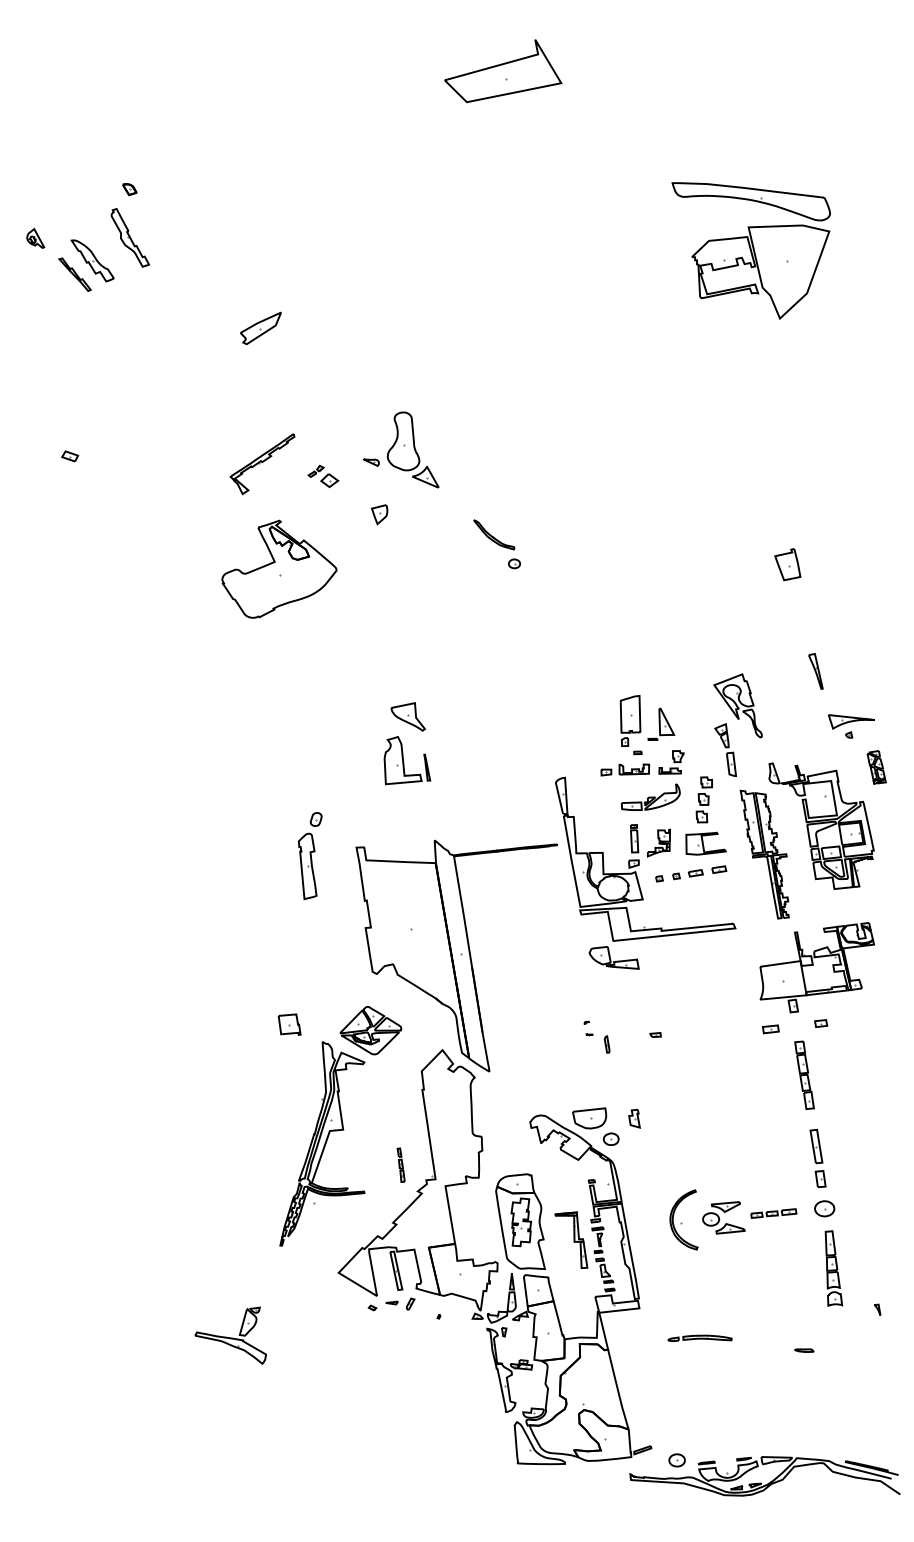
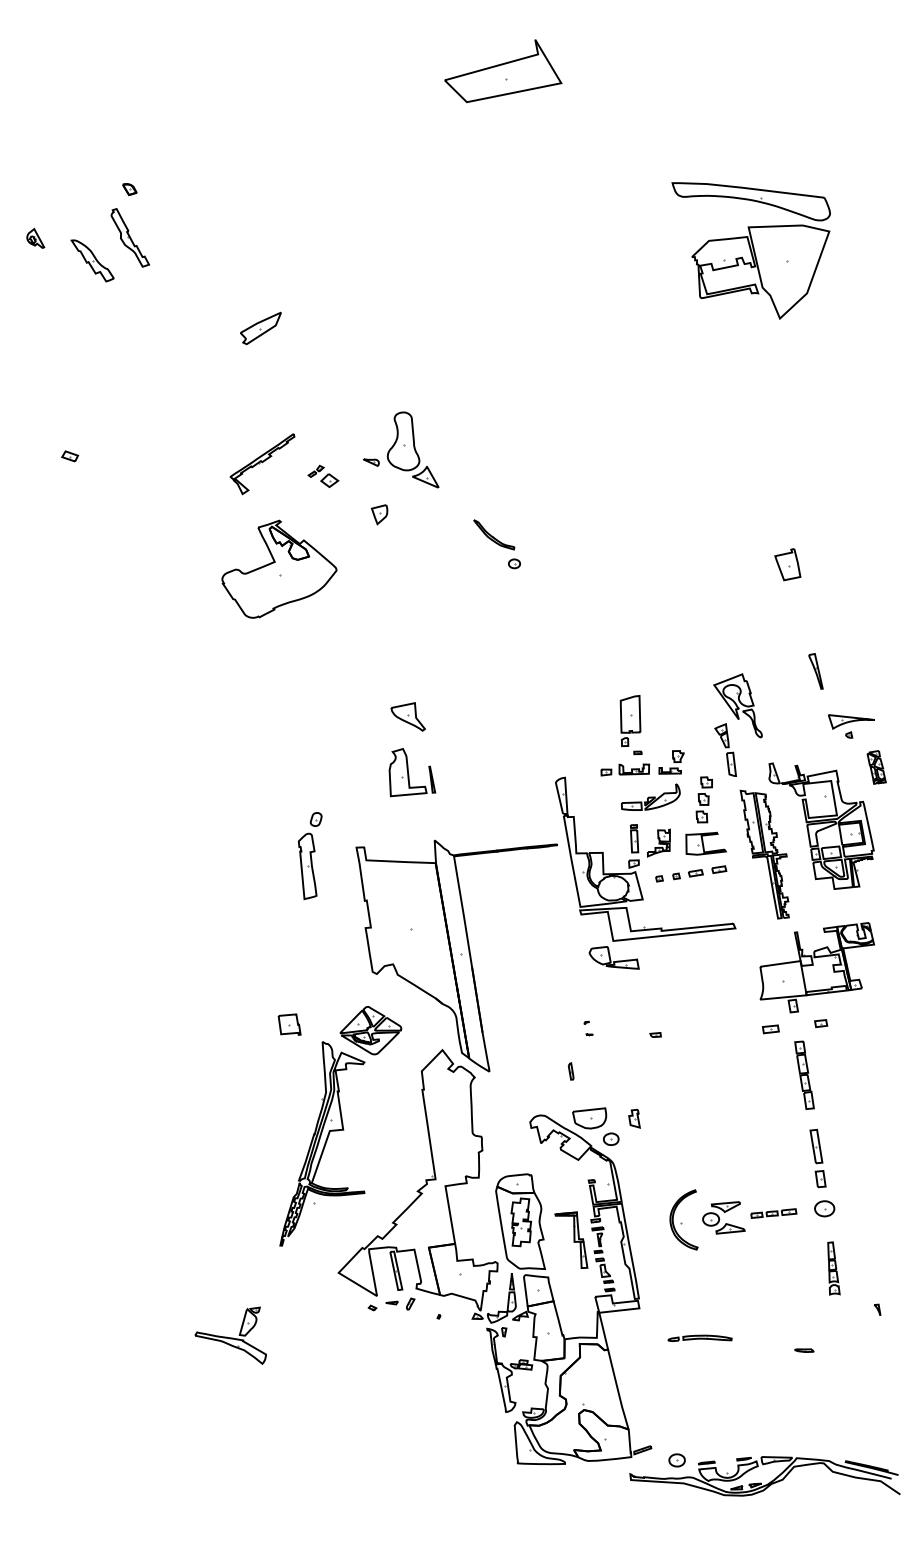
part: present -> none (74, 274)
part: present -> none (661, 723)
part position: (407, 760) -> (412, 772) (412, 772)
part position: (606, 1044) -> (570, 1071) (570, 1071)
part: present -> none (400, 1164)
part size: 20x77 px -> 14x55 px (833, 1268)
